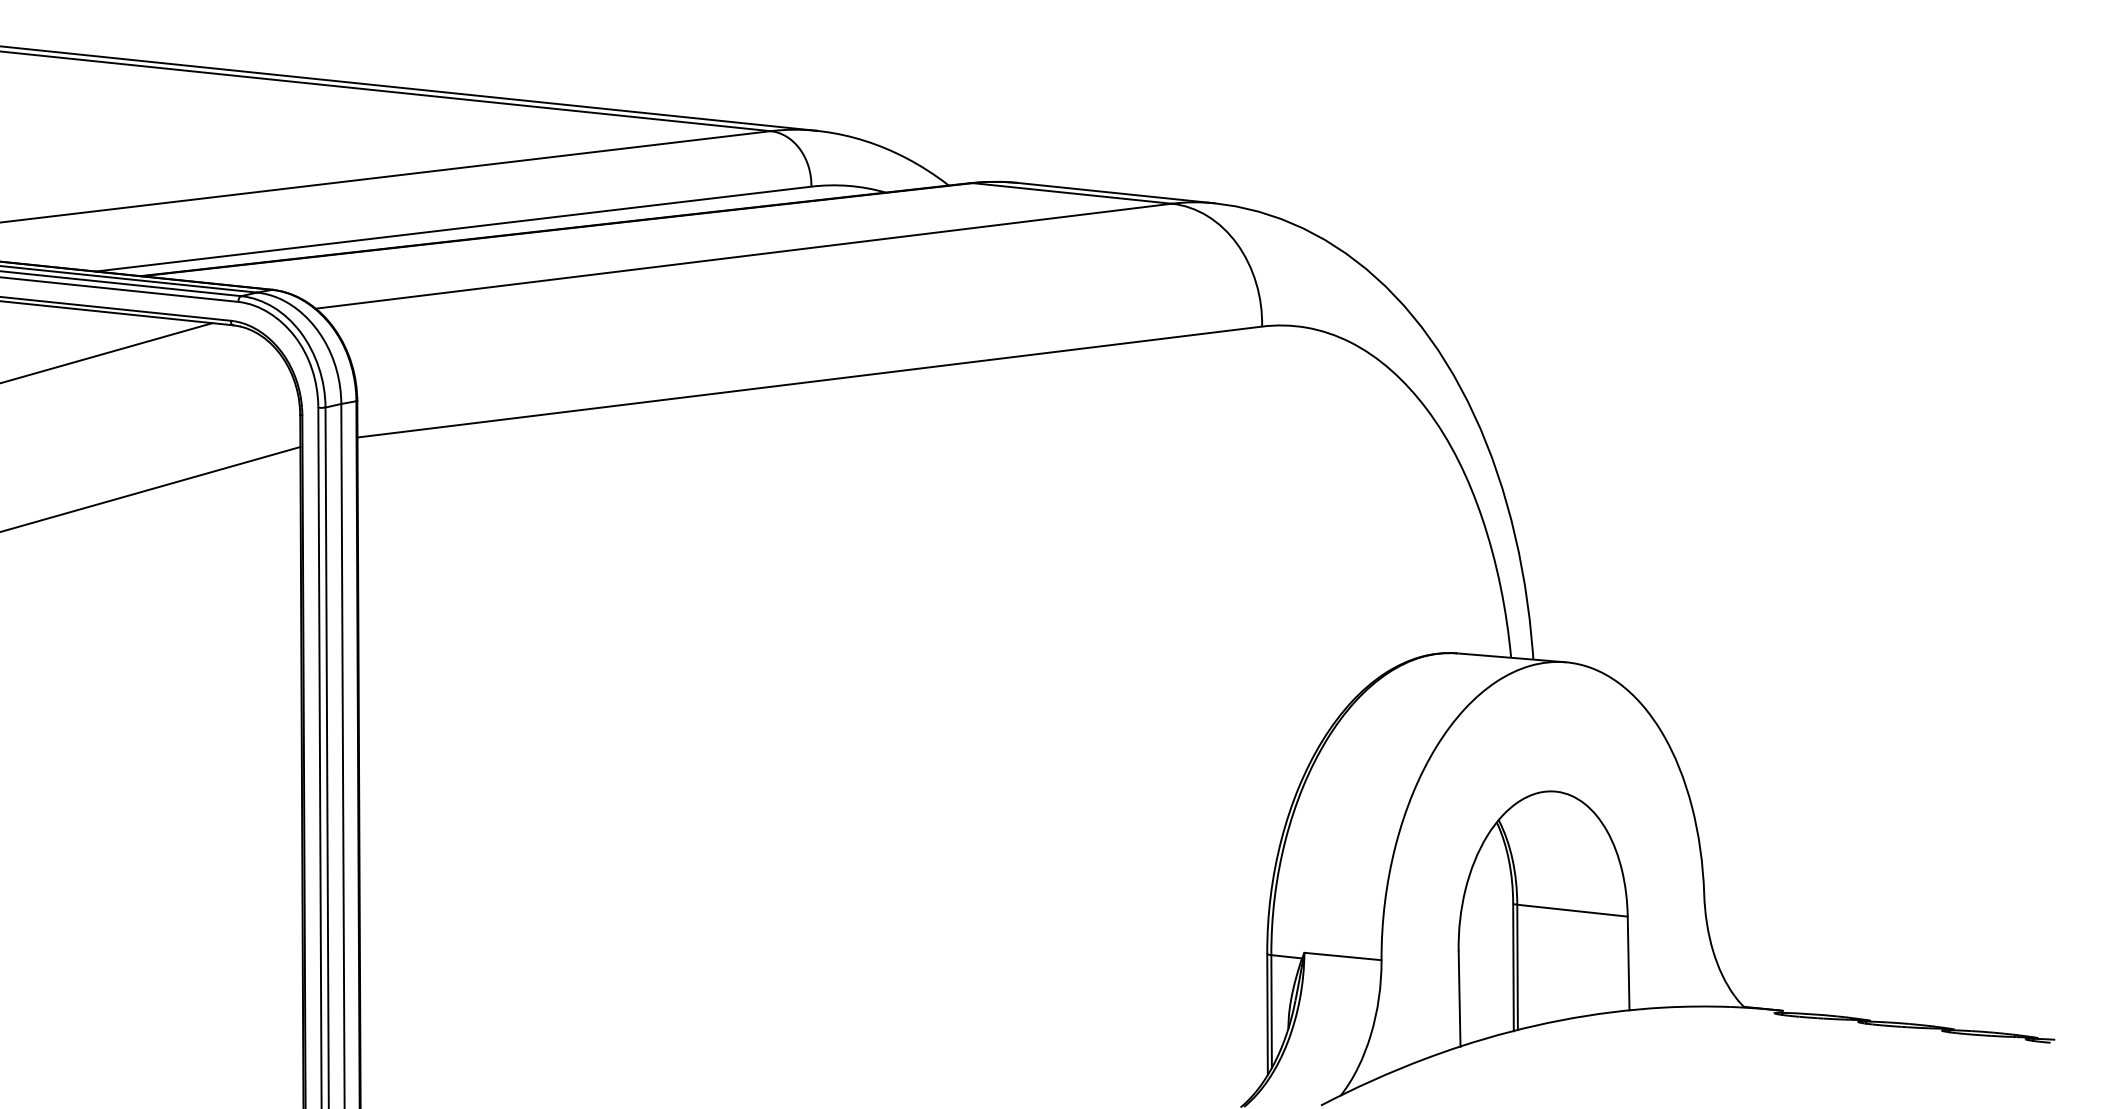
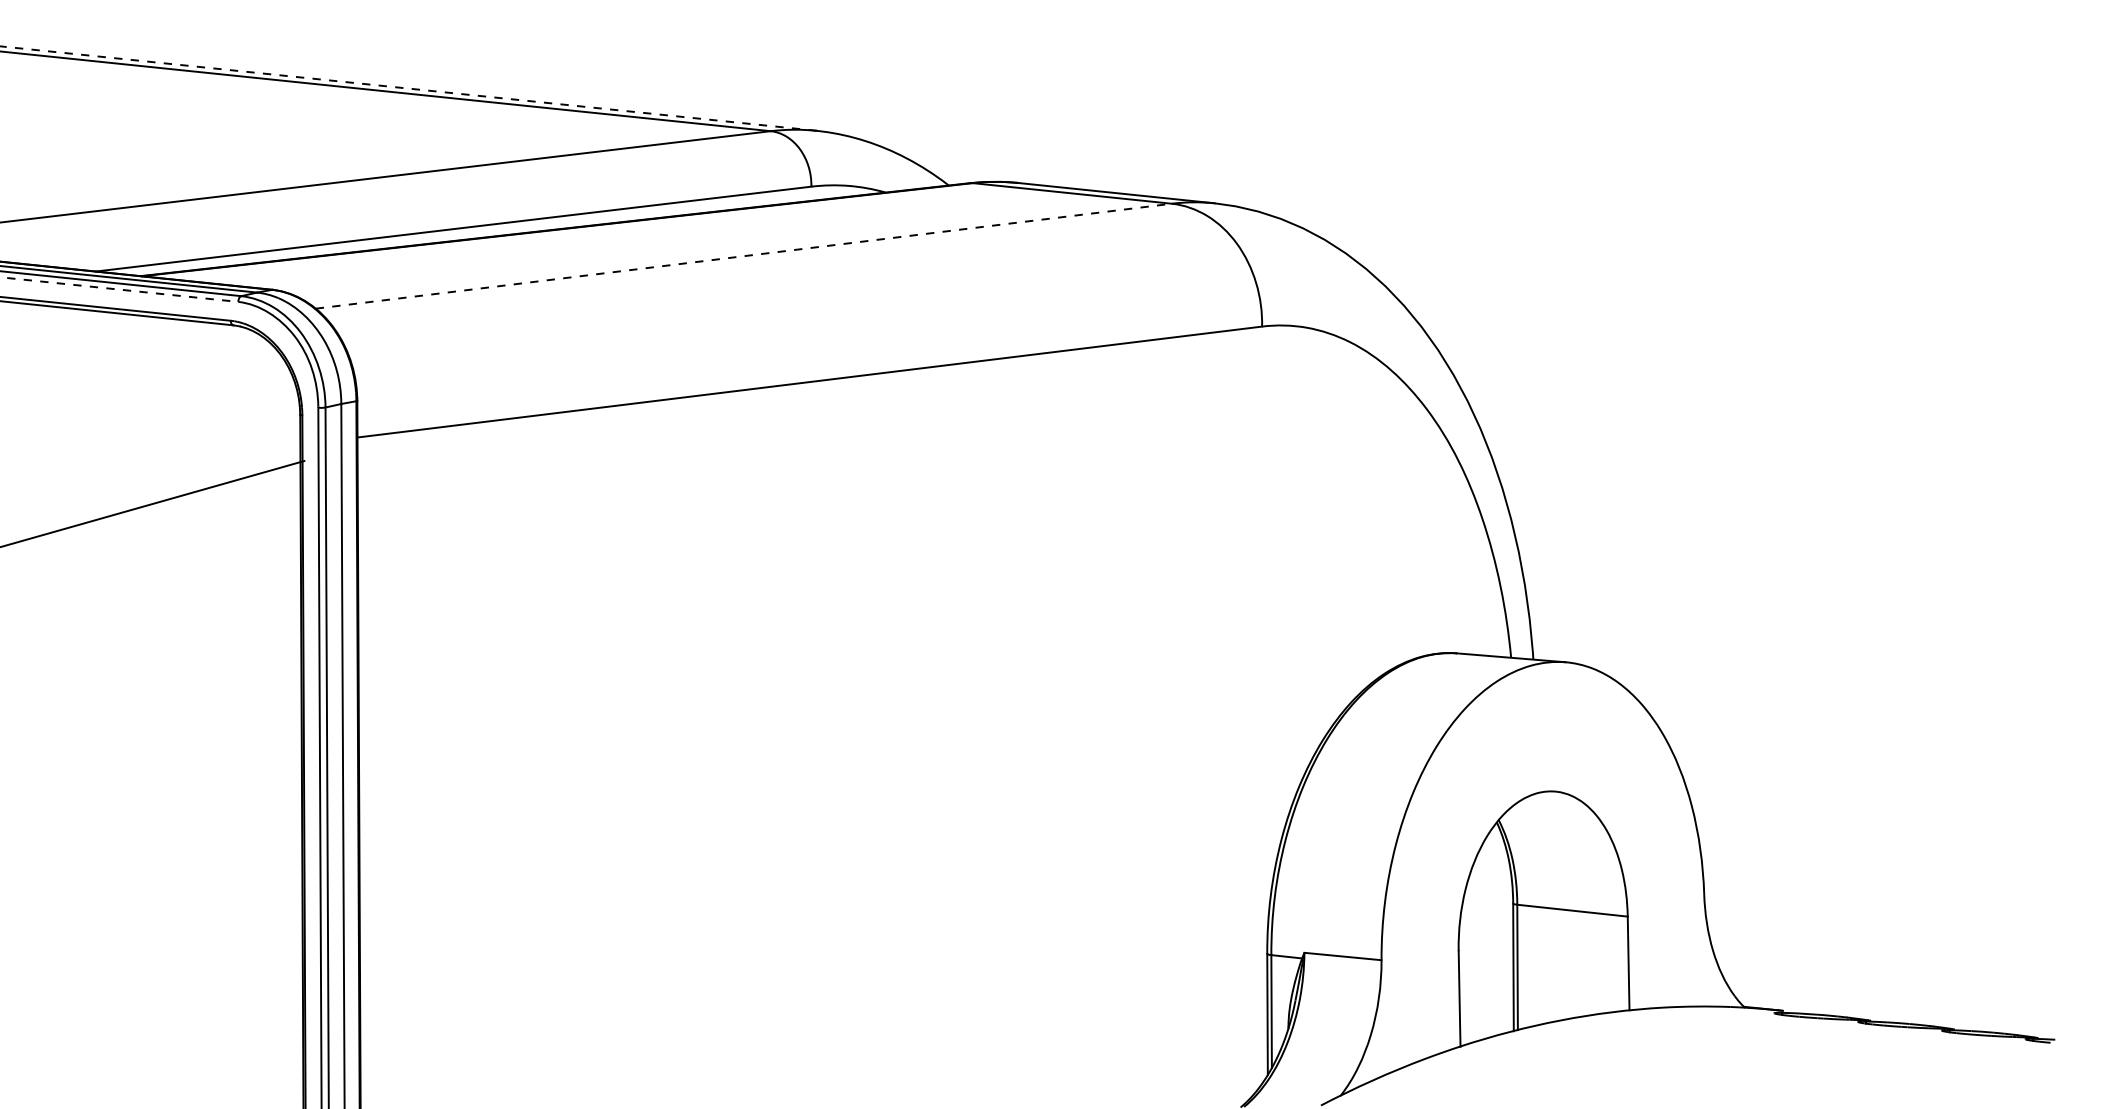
line: solid -> dashed (408, 88)
line: solid -> dashed (744, 256)
line: solid -> dashed (119, 289)
line: present -> none (107, 352)
line position: (151, 488) -> (153, 503) (153, 503)
